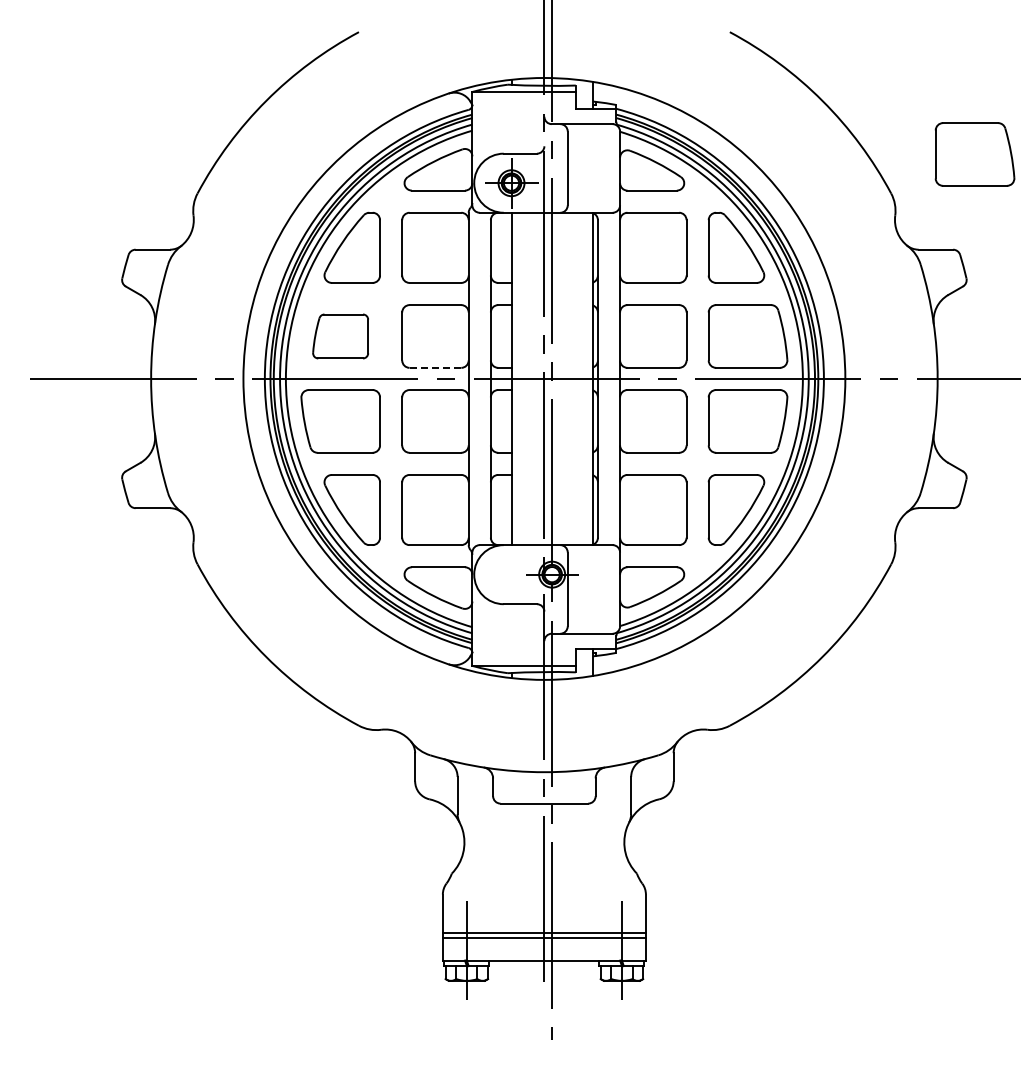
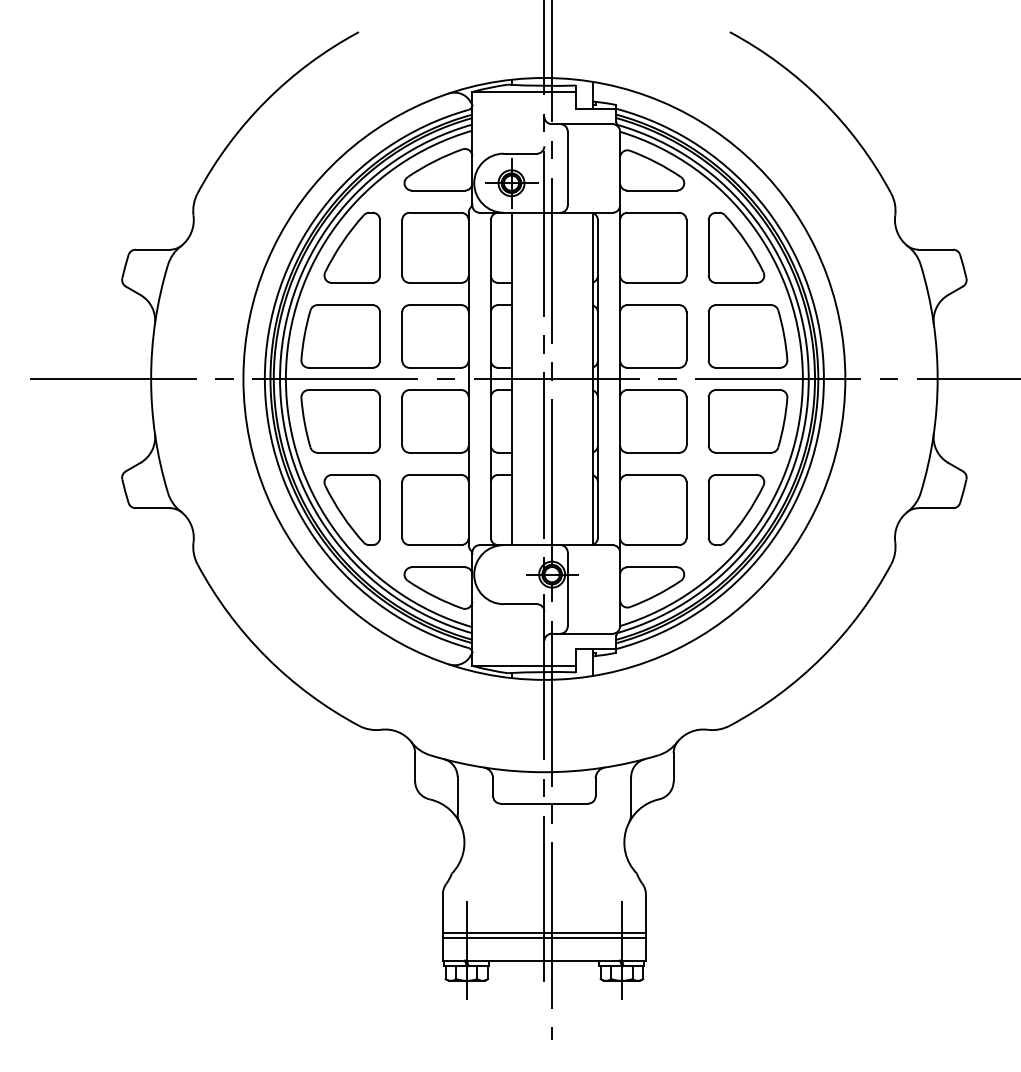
part: present -> none (974, 154)
part size: 57x47 px -> 81x65 px (340, 336)
line: dashed -> solid (435, 367)
